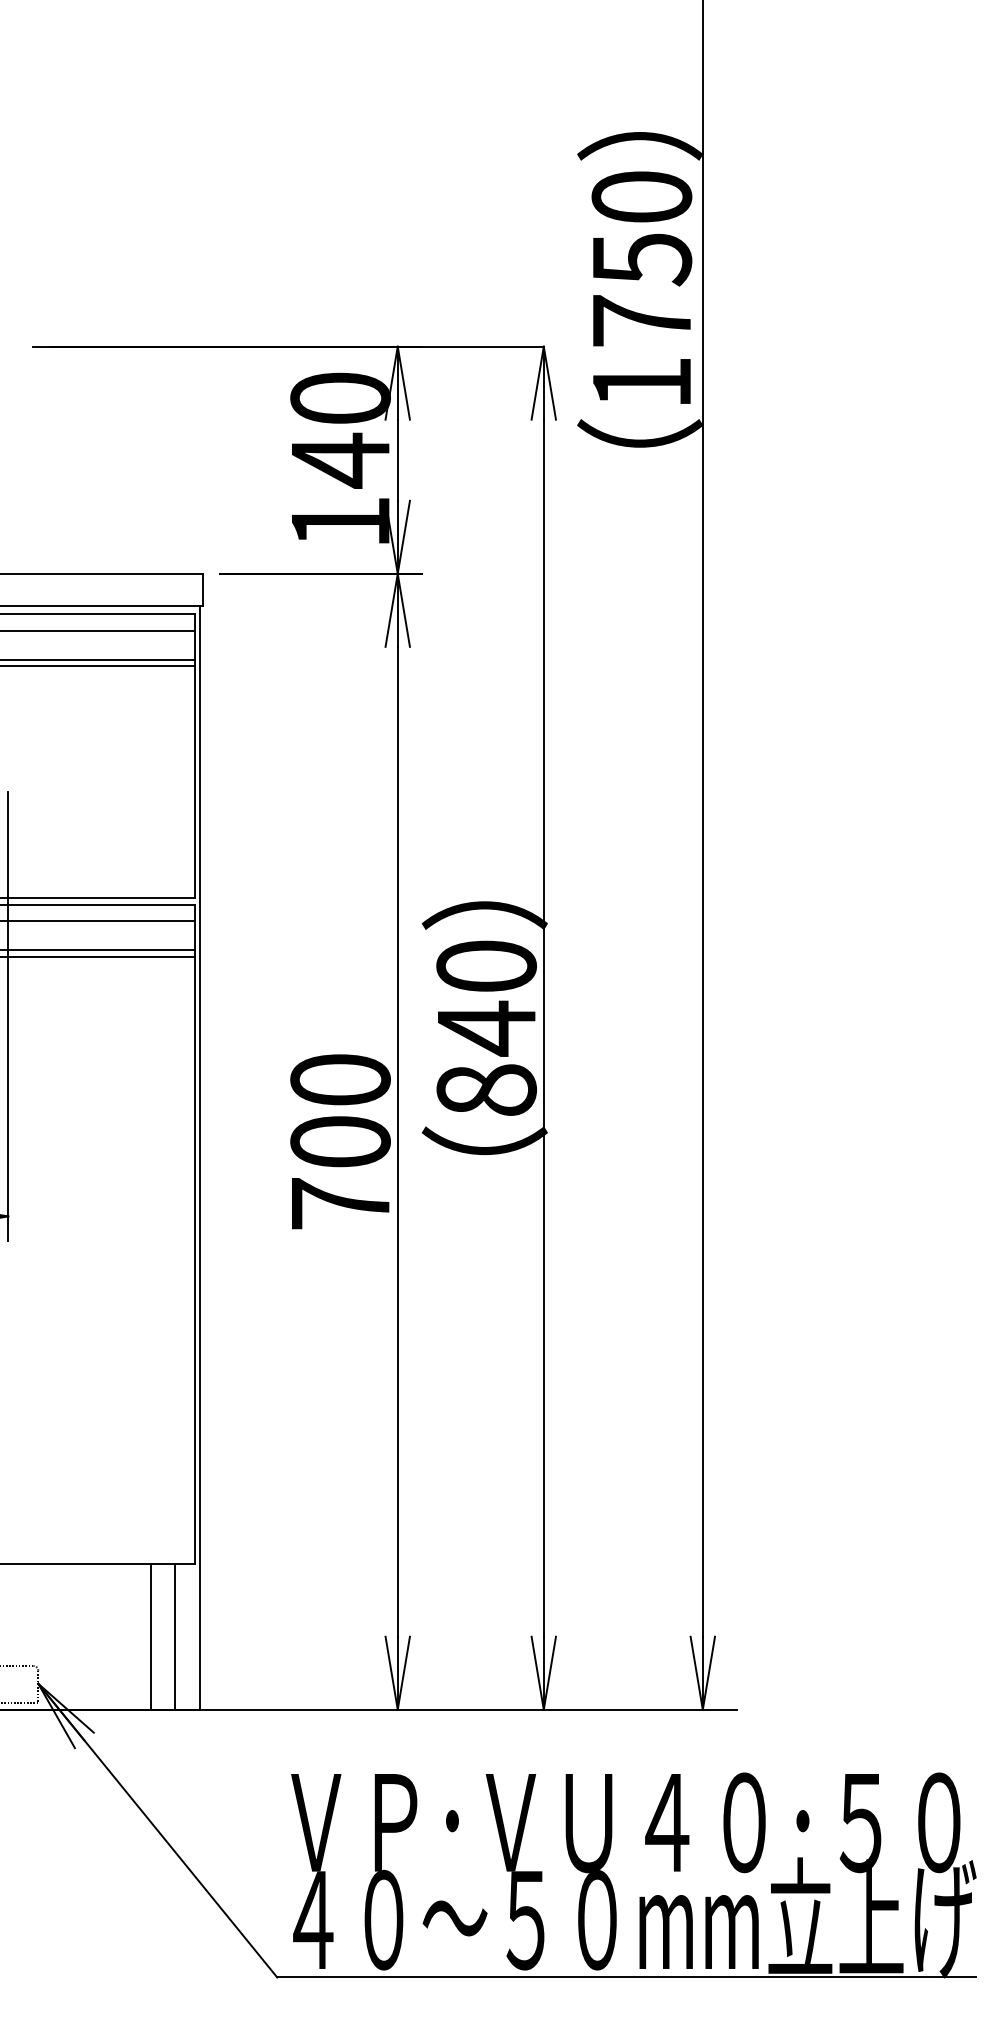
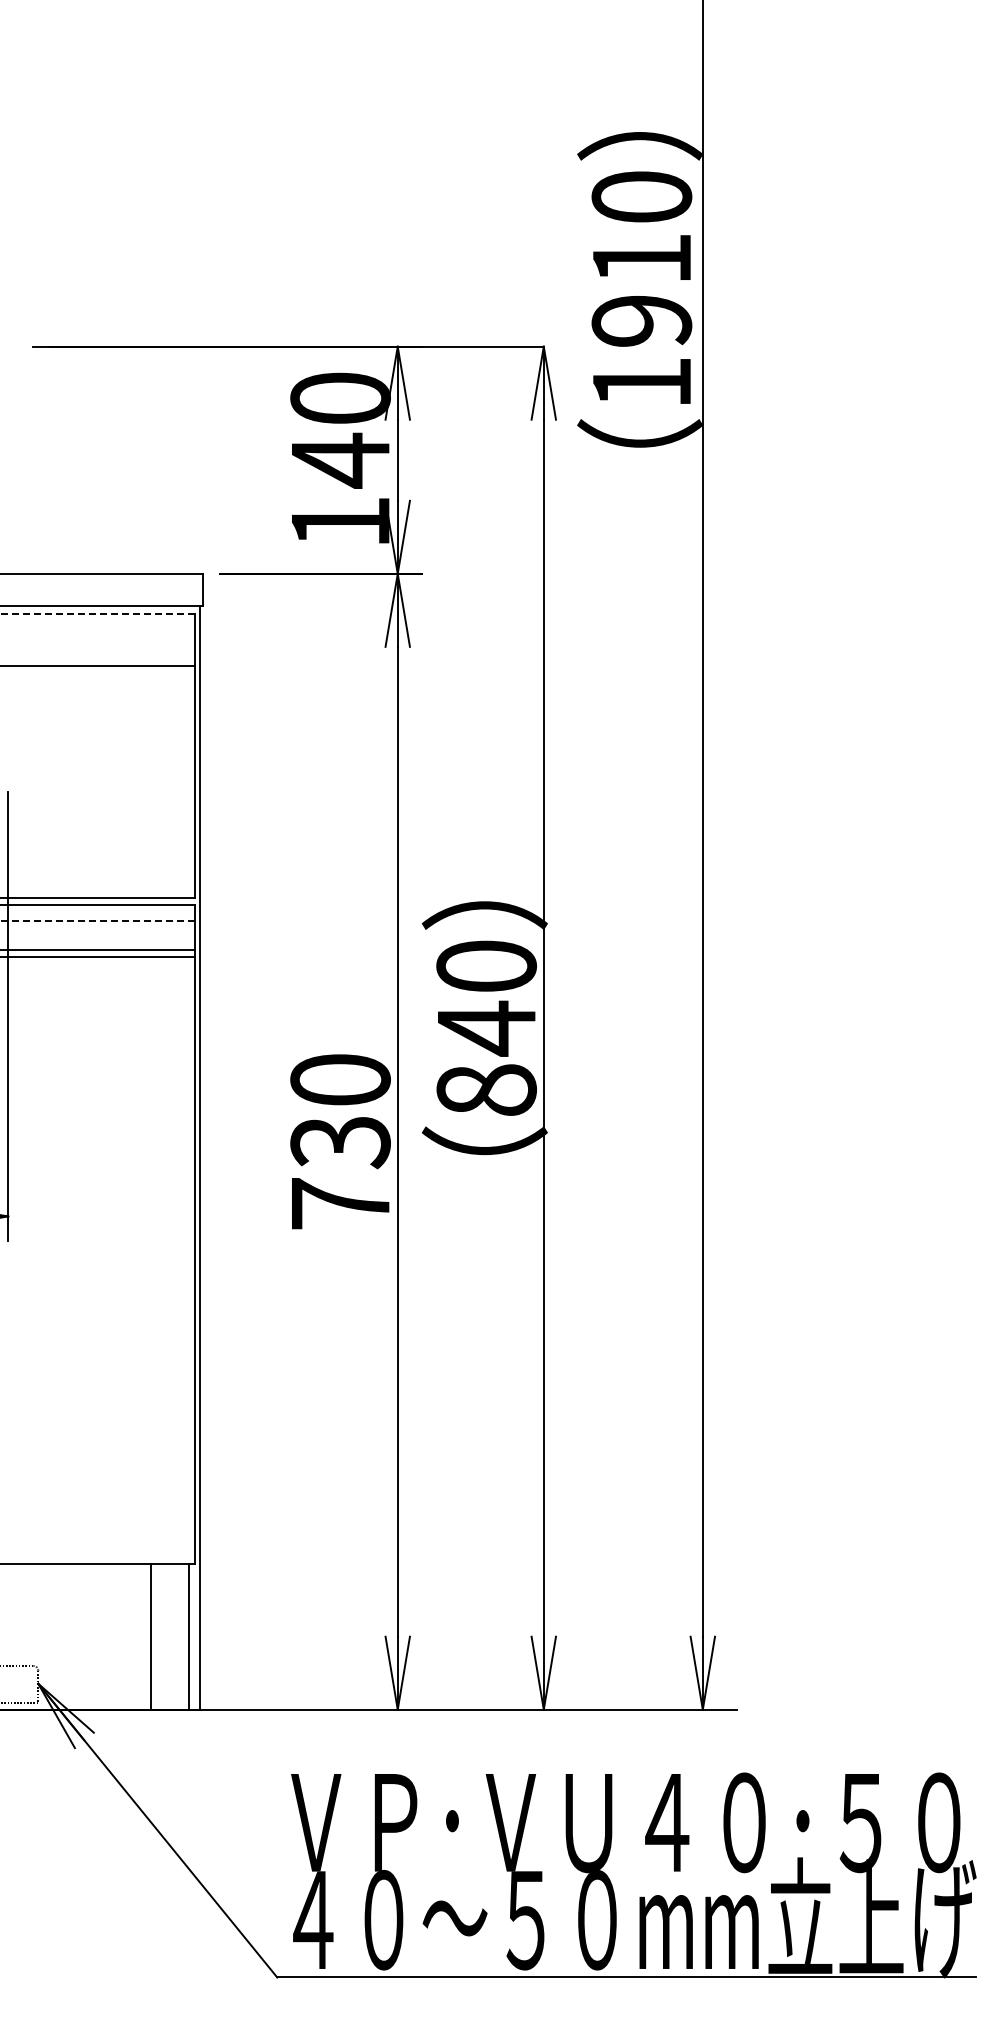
text: 1750 -> 1910 (641, 289)
line: solid -> dashed (97, 614)
line: present -> none (98, 630)
line: present -> none (98, 659)
line: solid -> dashed (97, 921)
text: 700 -> 730 (340, 1142)
line position: (175, 1636) -> (189, 1636) (189, 1636)
